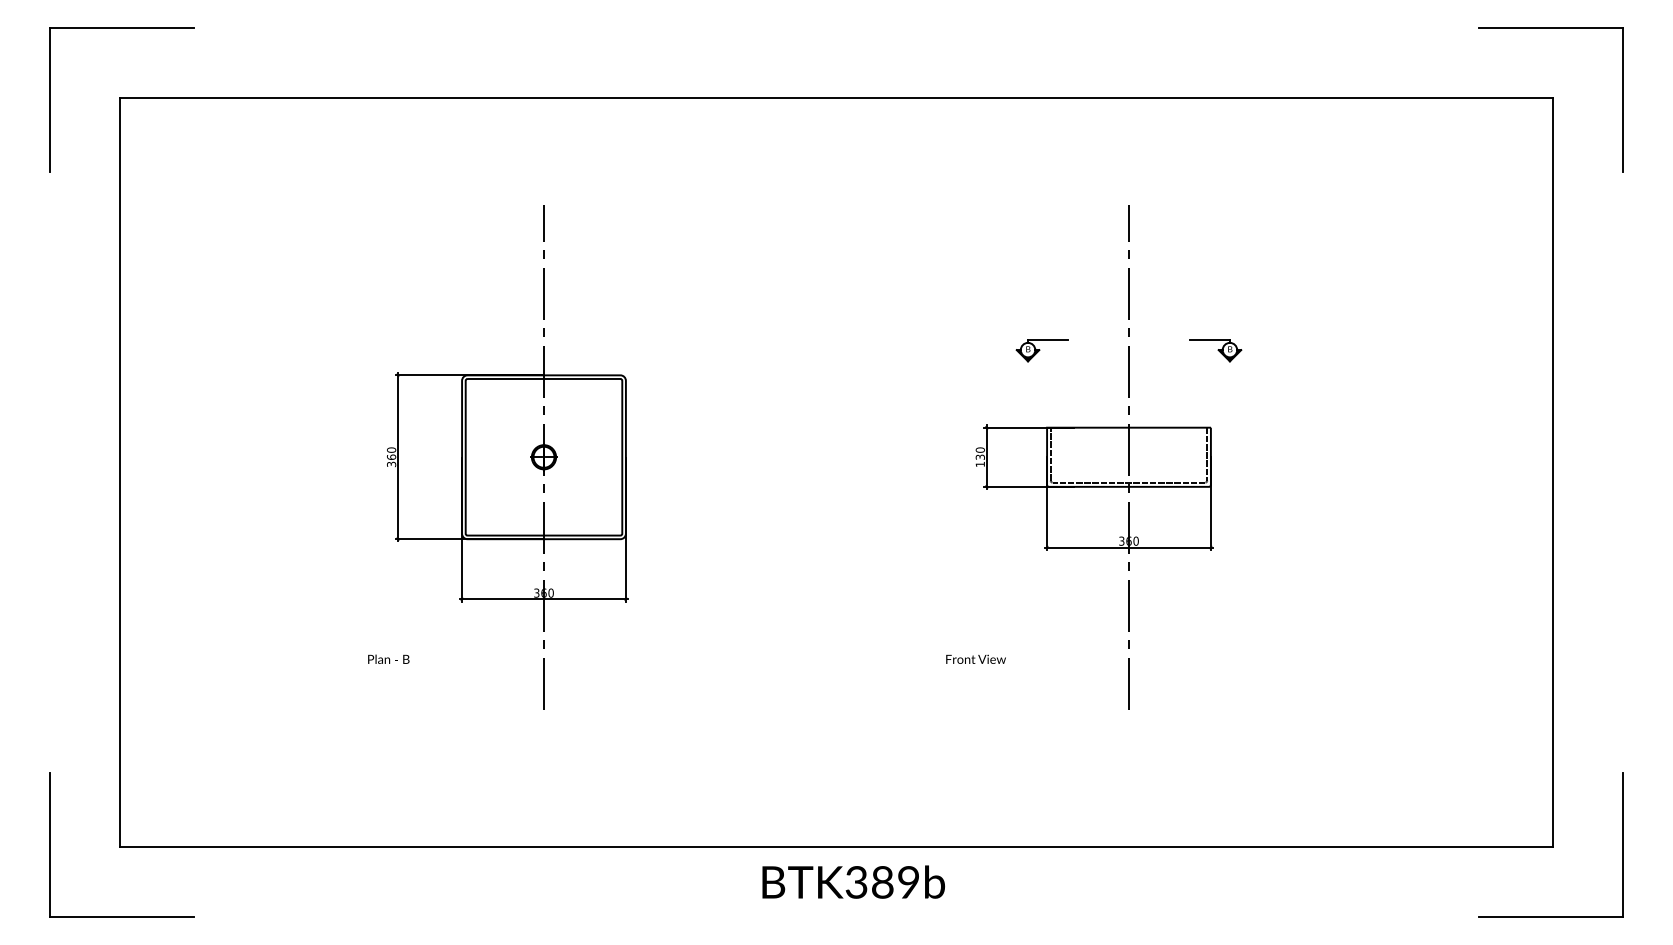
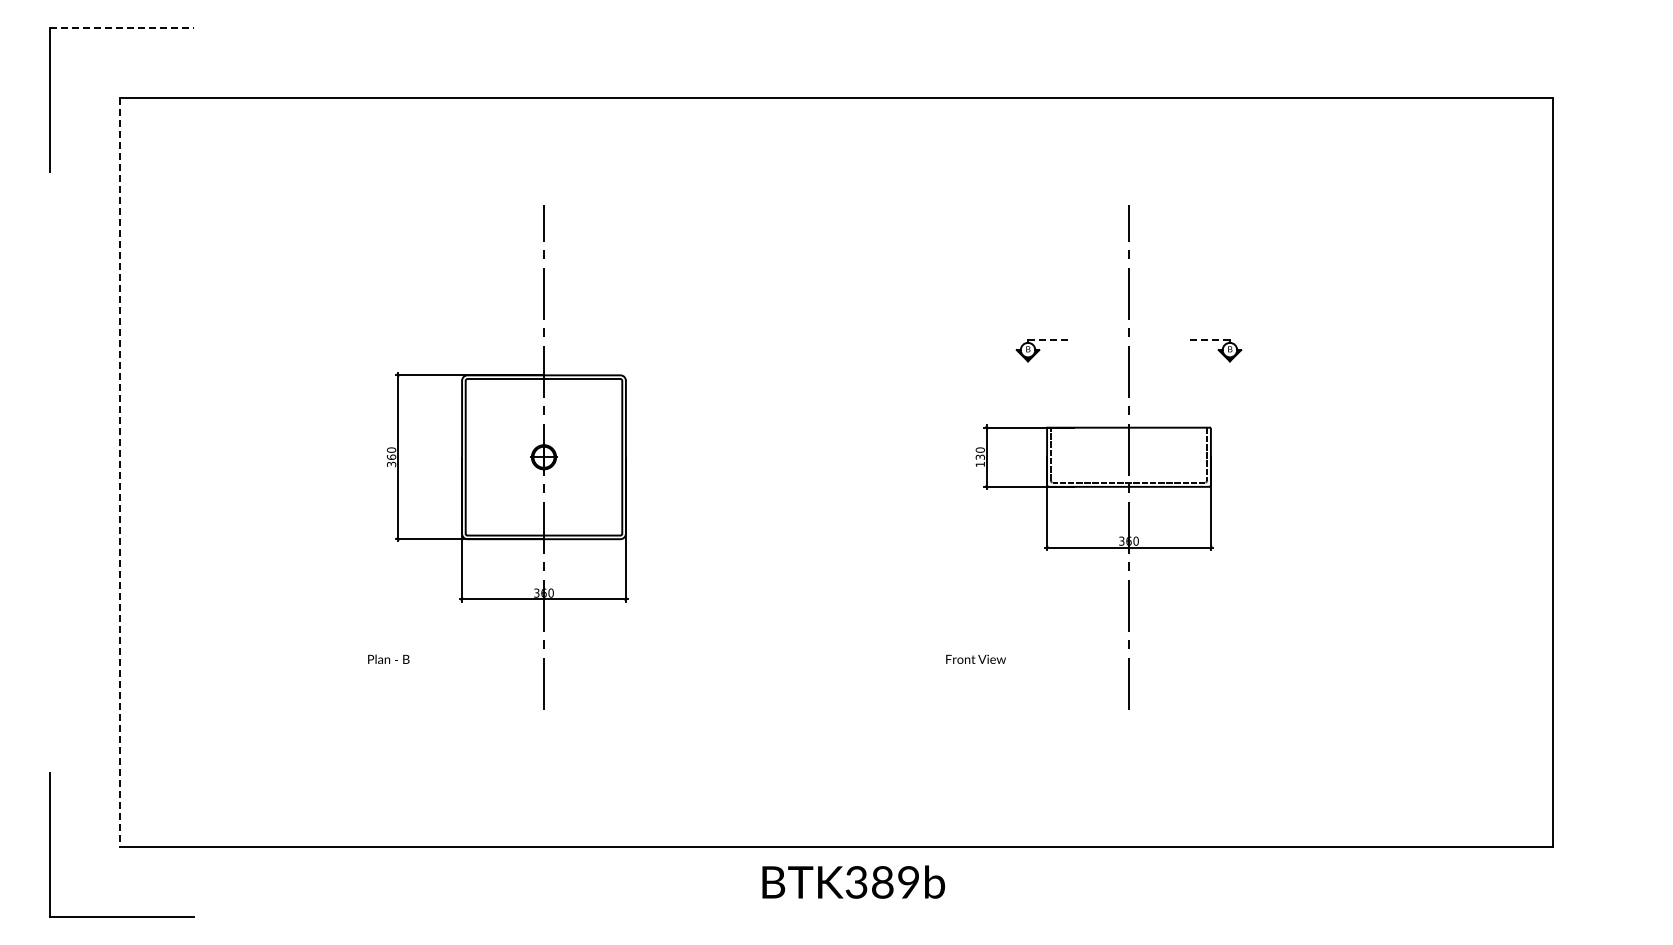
line: solid -> dashed (122, 28)
part: present -> none (1550, 28)
line: solid -> dashed (1048, 340)
line: solid -> dashed (1209, 340)
line: solid -> dashed (119, 472)
part: present -> none (1622, 844)
